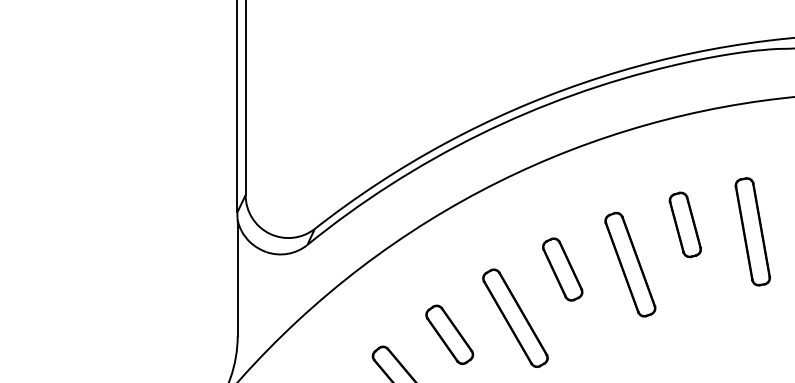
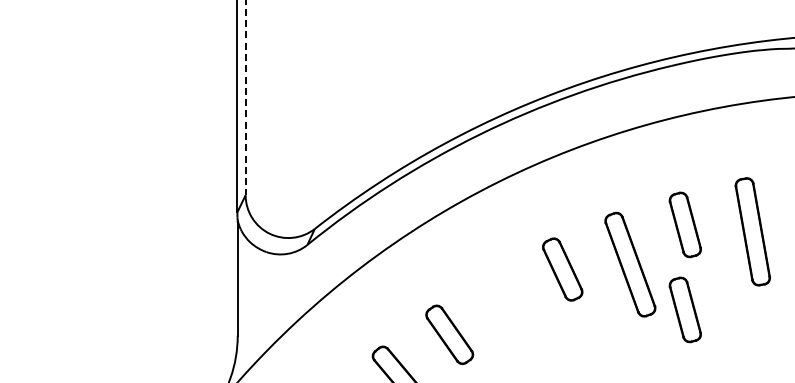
line: solid -> dashed (245, 98)
part: none -> present (684, 309)
part: present -> none (515, 317)
